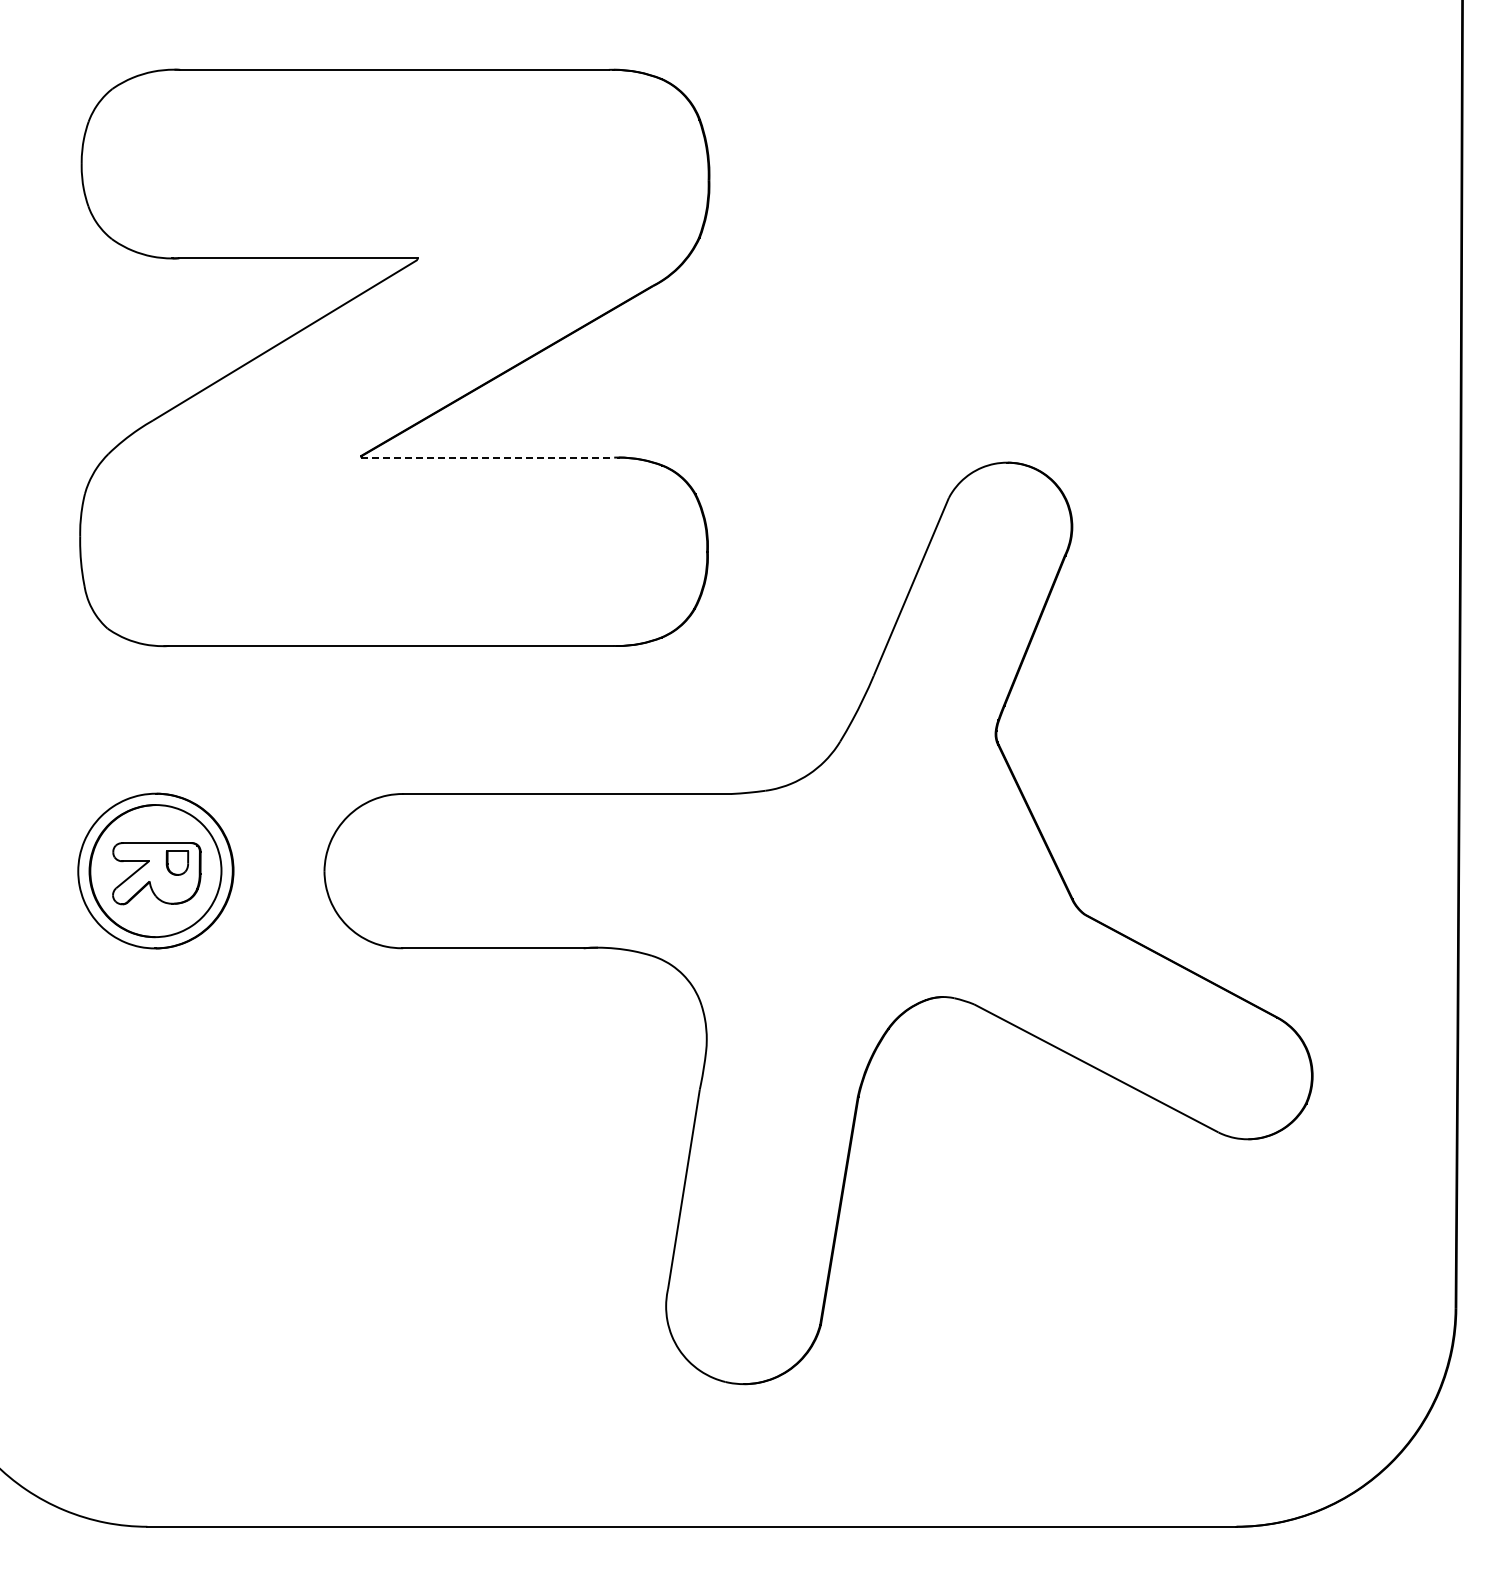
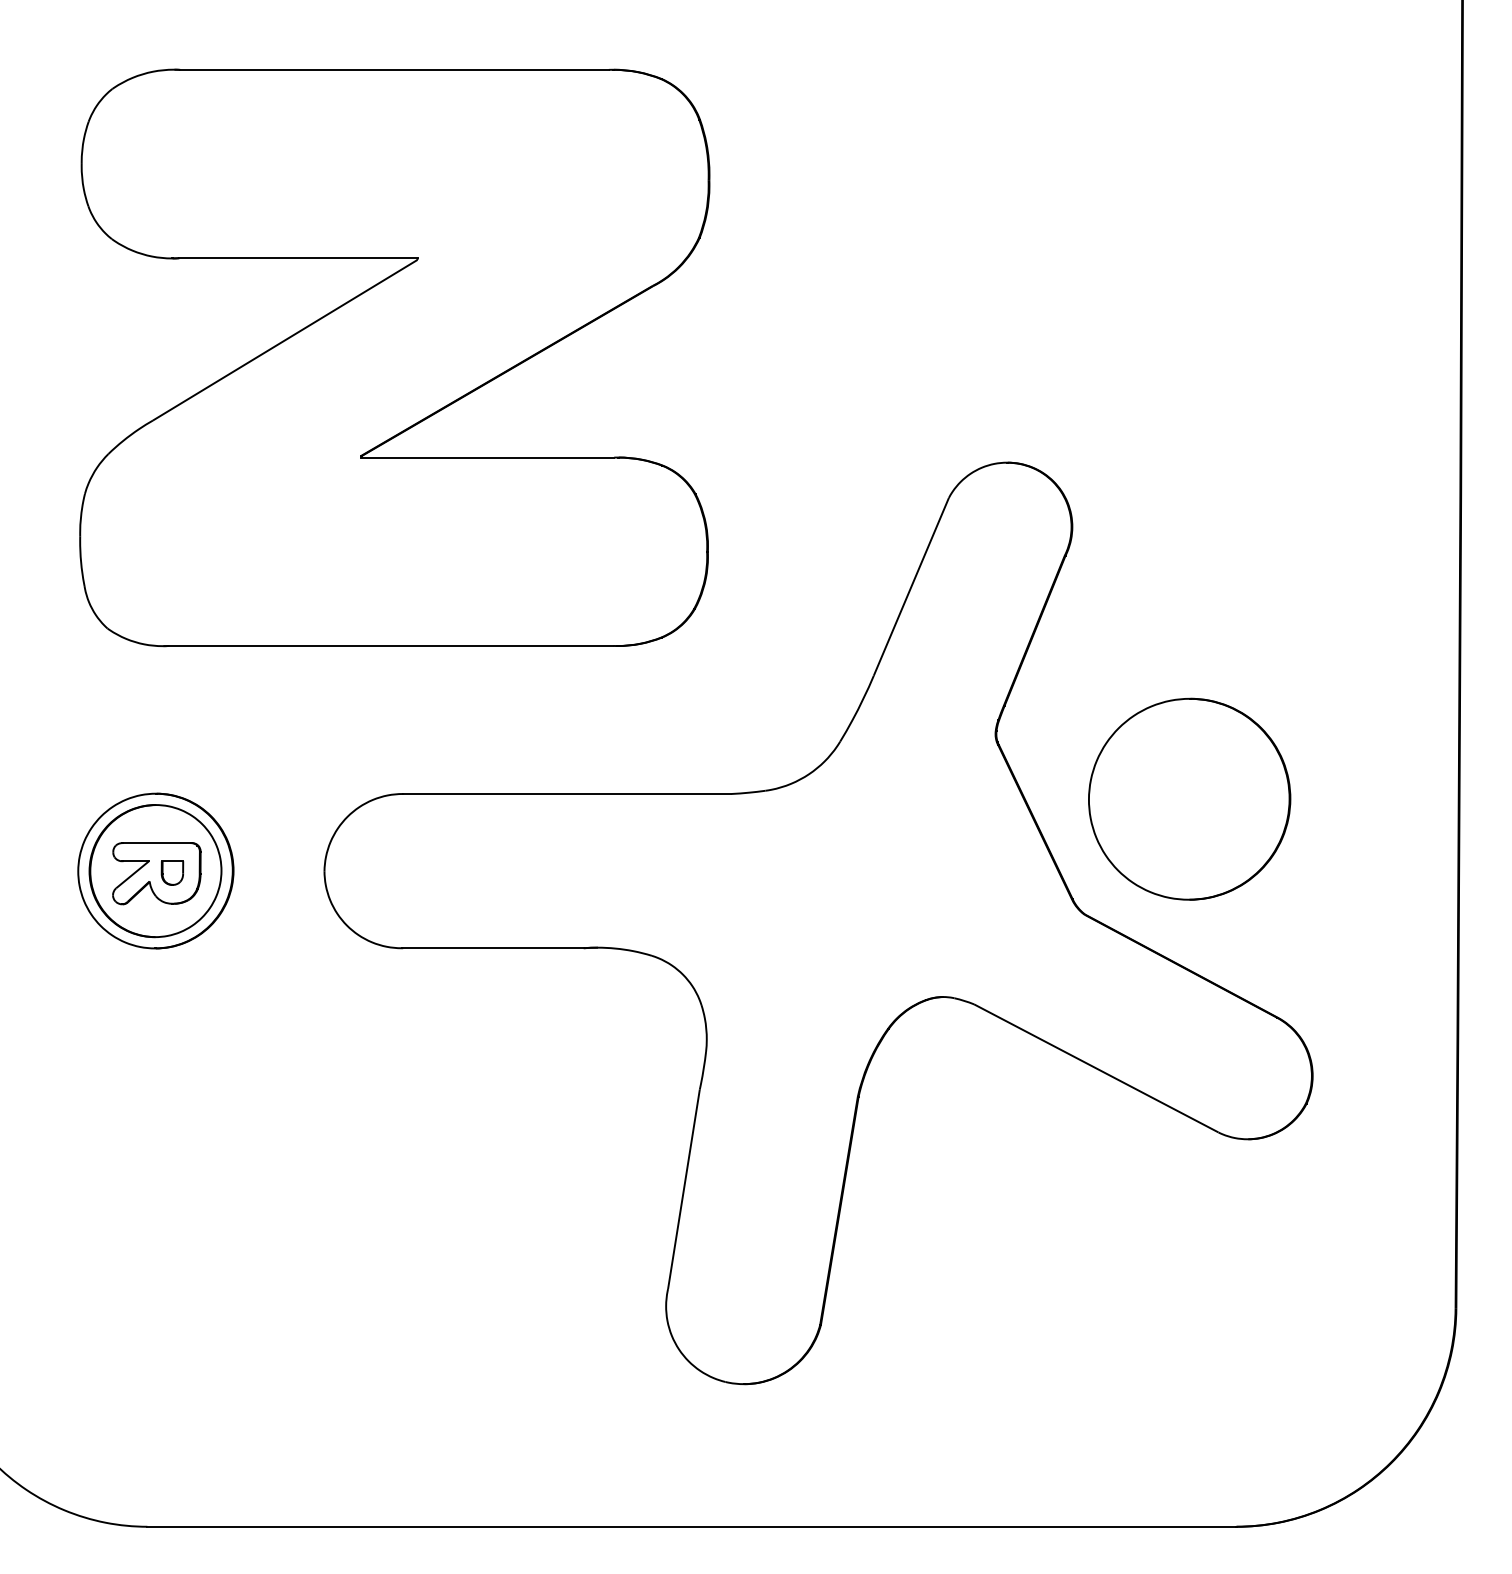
line: dashed -> solid (487, 457)
part: none -> present (1189, 798)
part position: (177, 862) -> (172, 872) (172, 872)
